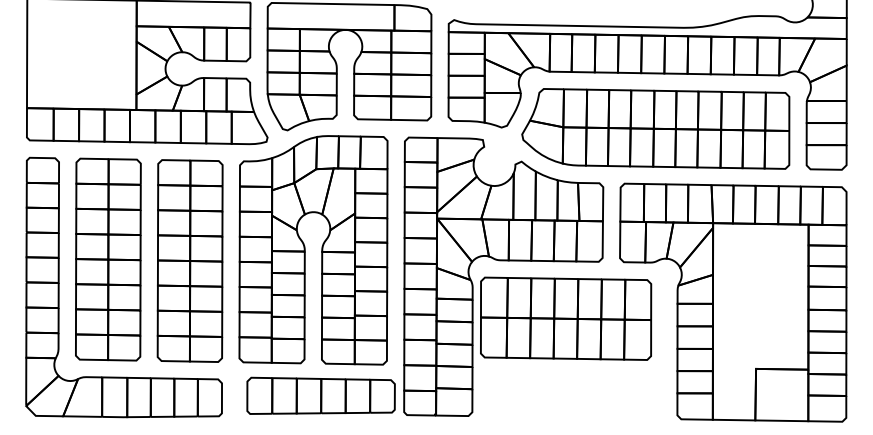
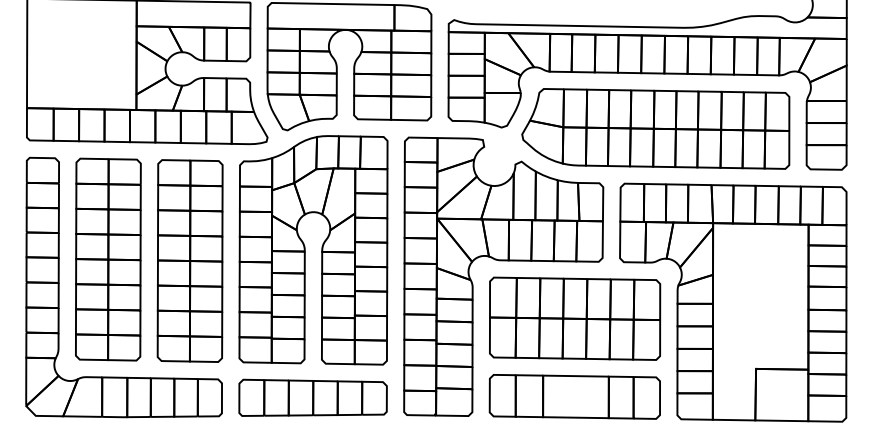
part position: (566, 318) -> (575, 318) (575, 318)
part position: (320, 395) -> (312, 397) (312, 397)
part: none -> present (574, 396)
